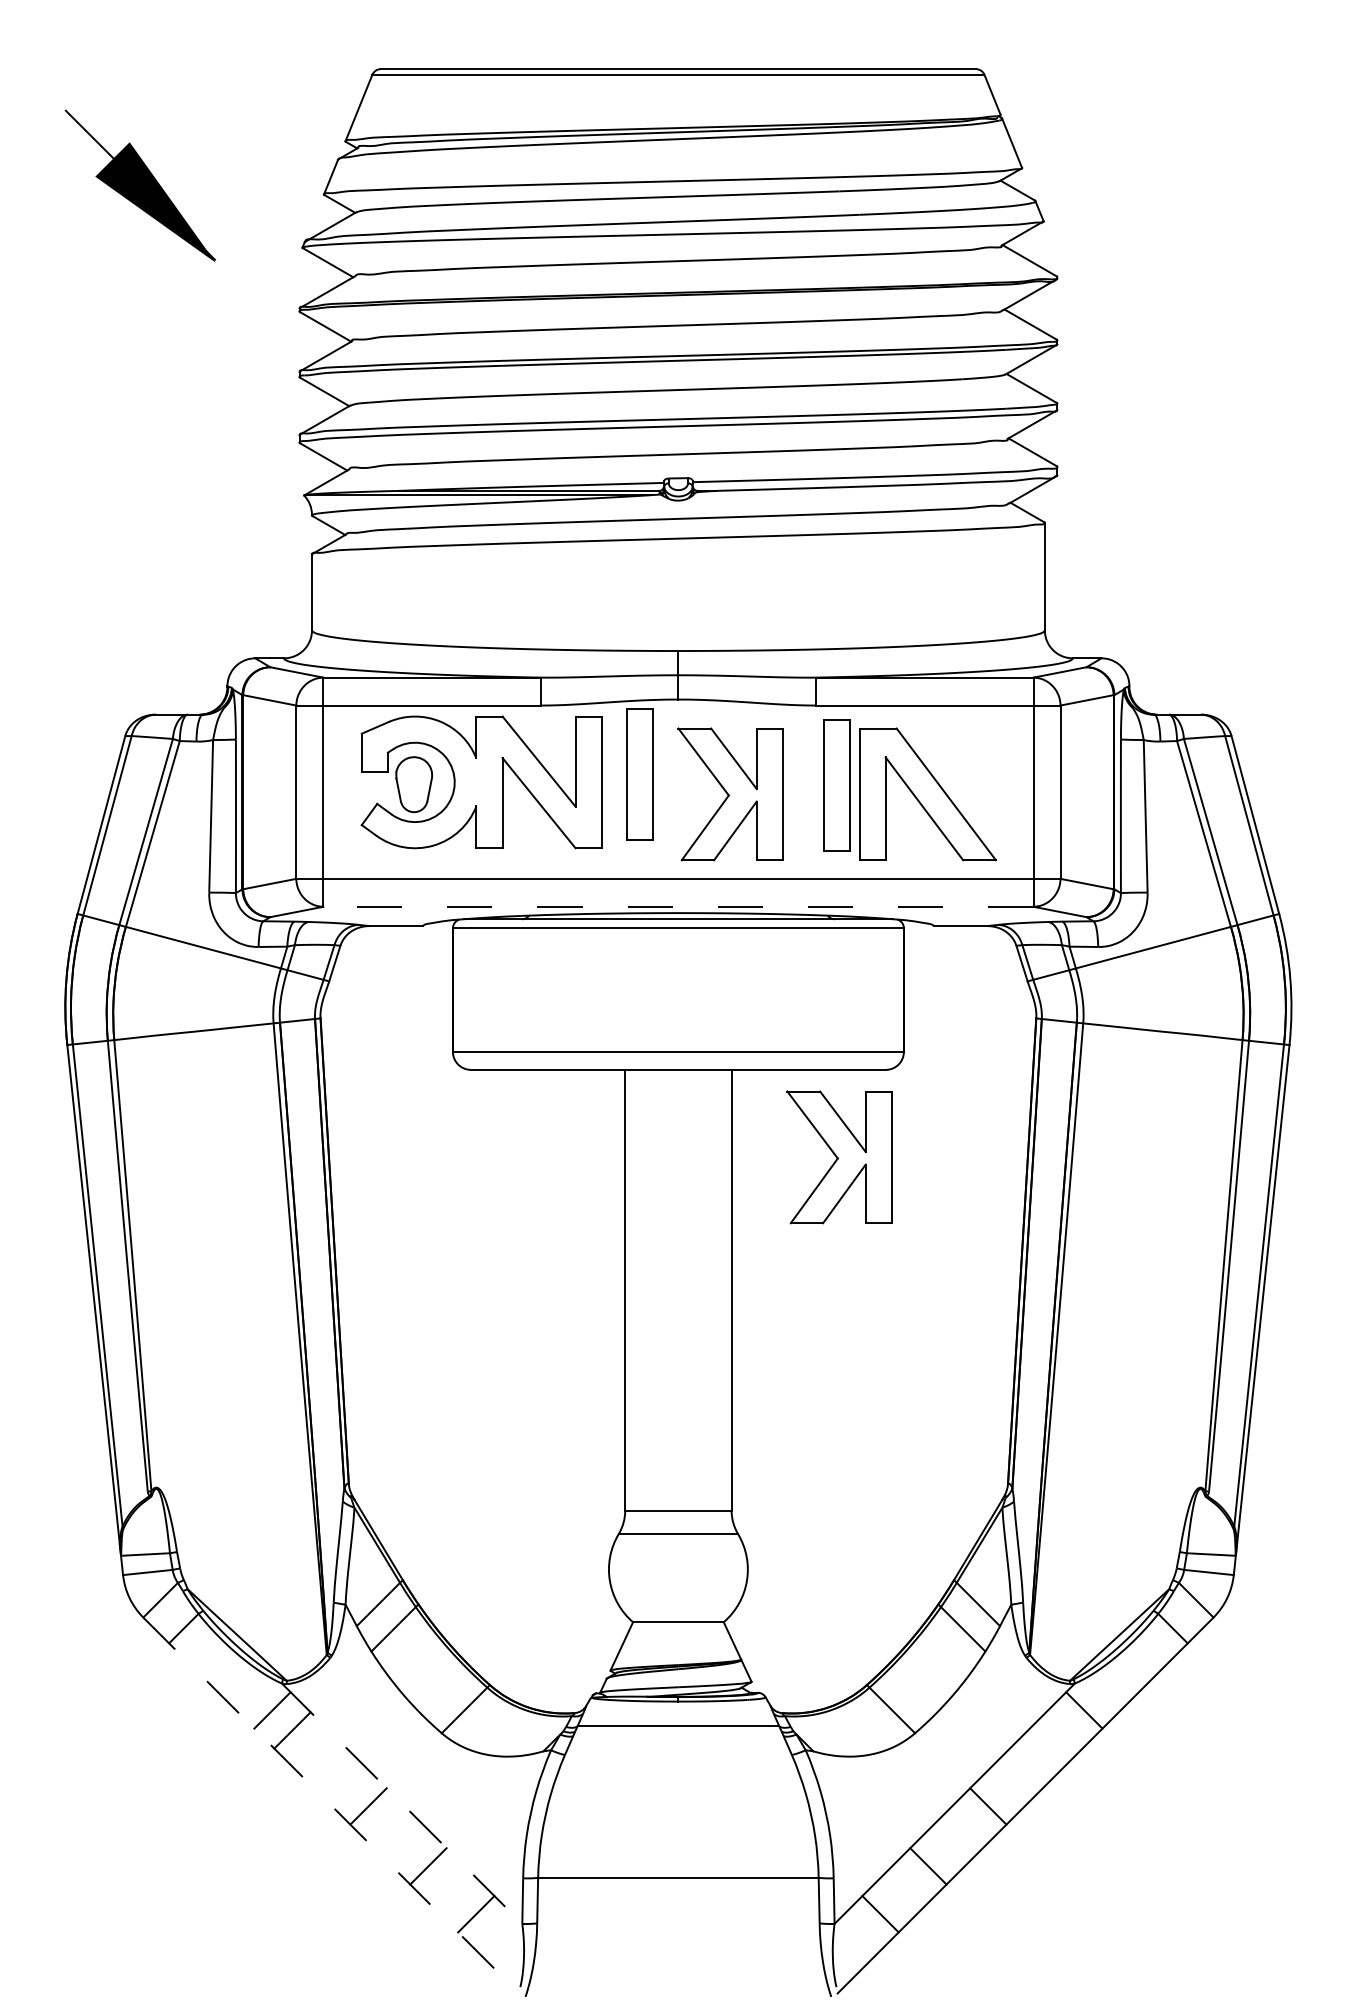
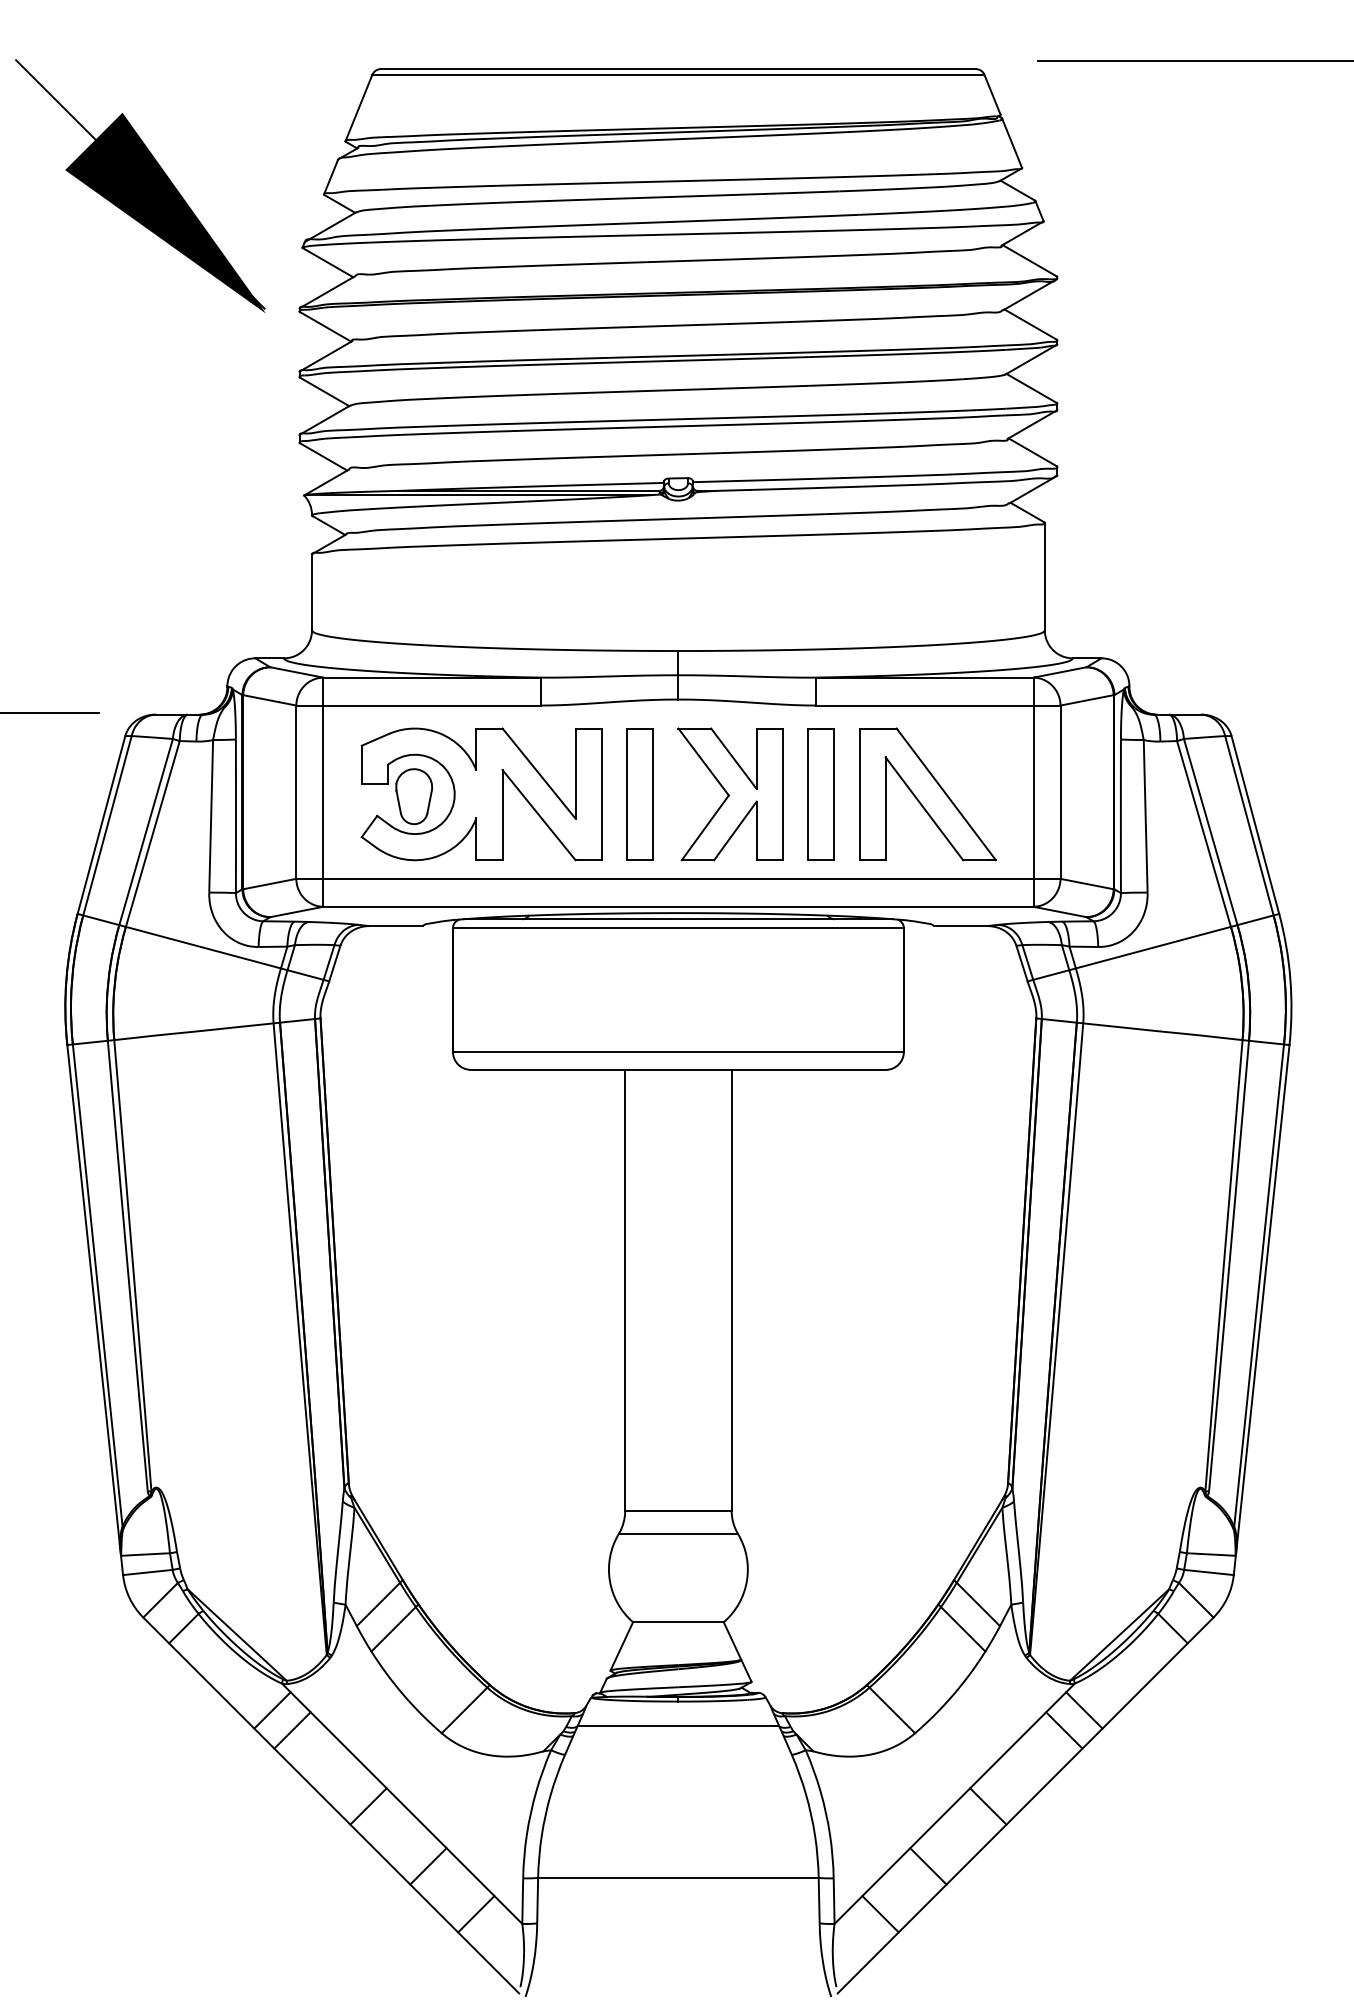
line: none -> present (1193, 61)
part size: 152x154 px -> 251x255 px (140, 186)
line: none -> present (50, 713)
part position: (639, 774) -> (639, 794) (639, 794)
part position: (481, 782) -> (481, 794) (481, 794)
part position: (836, 785) -> (820, 794) (820, 794)
line: dashed -> solid (677, 906)
part: present -> none (839, 1157)
line: none -> present (1064, 1730)
line: dashed -> solid (402, 1803)
line: dashed -> solid (331, 1805)
